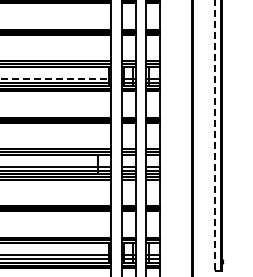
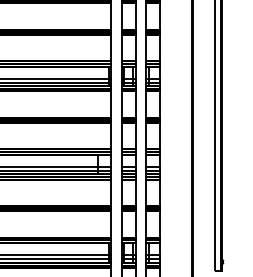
line: dashed -> solid (54, 78)
line: dashed -> solid (215, 135)
